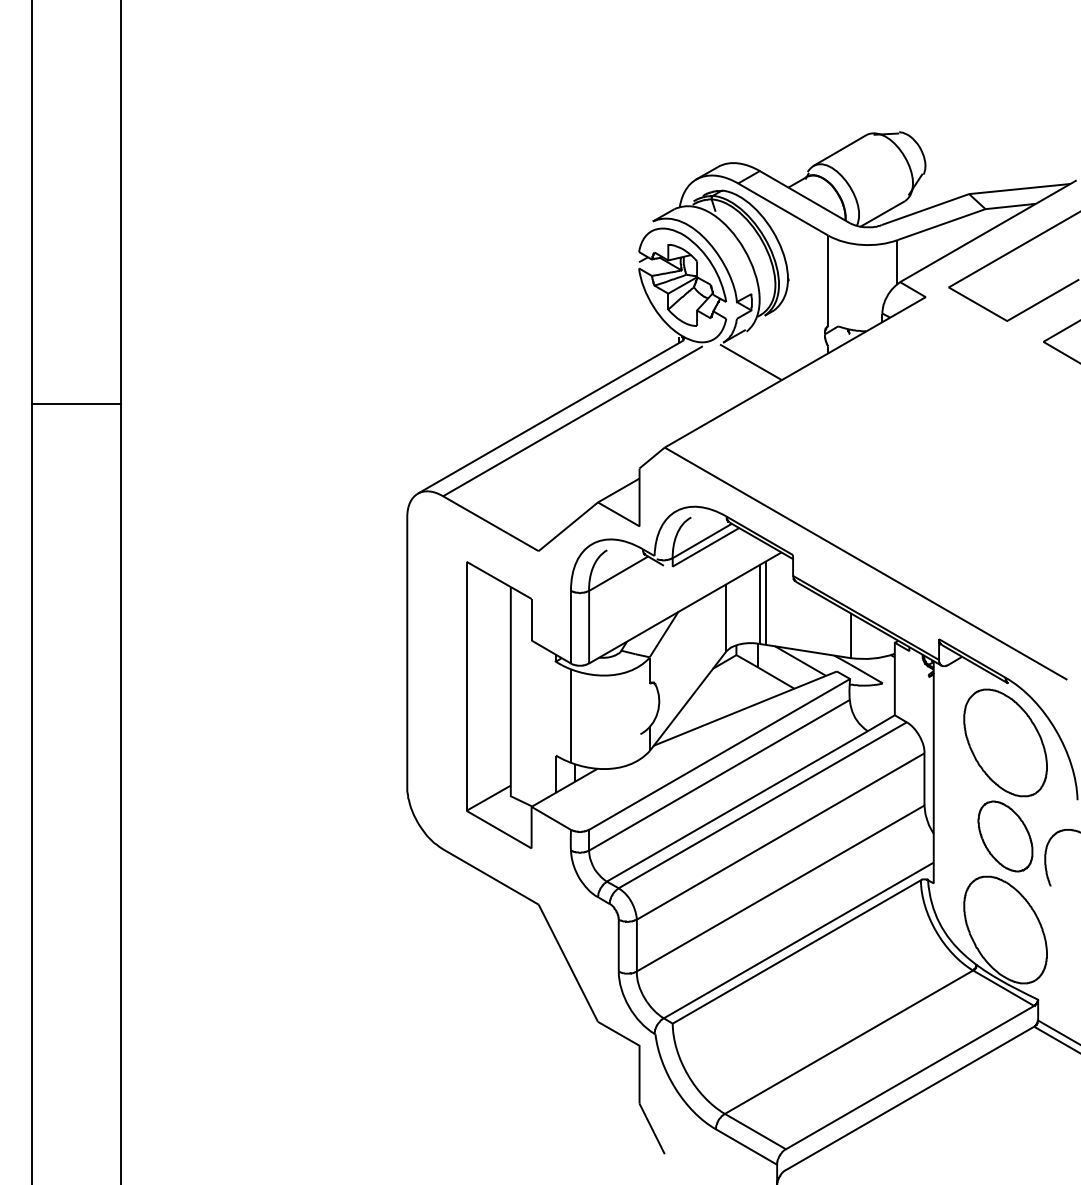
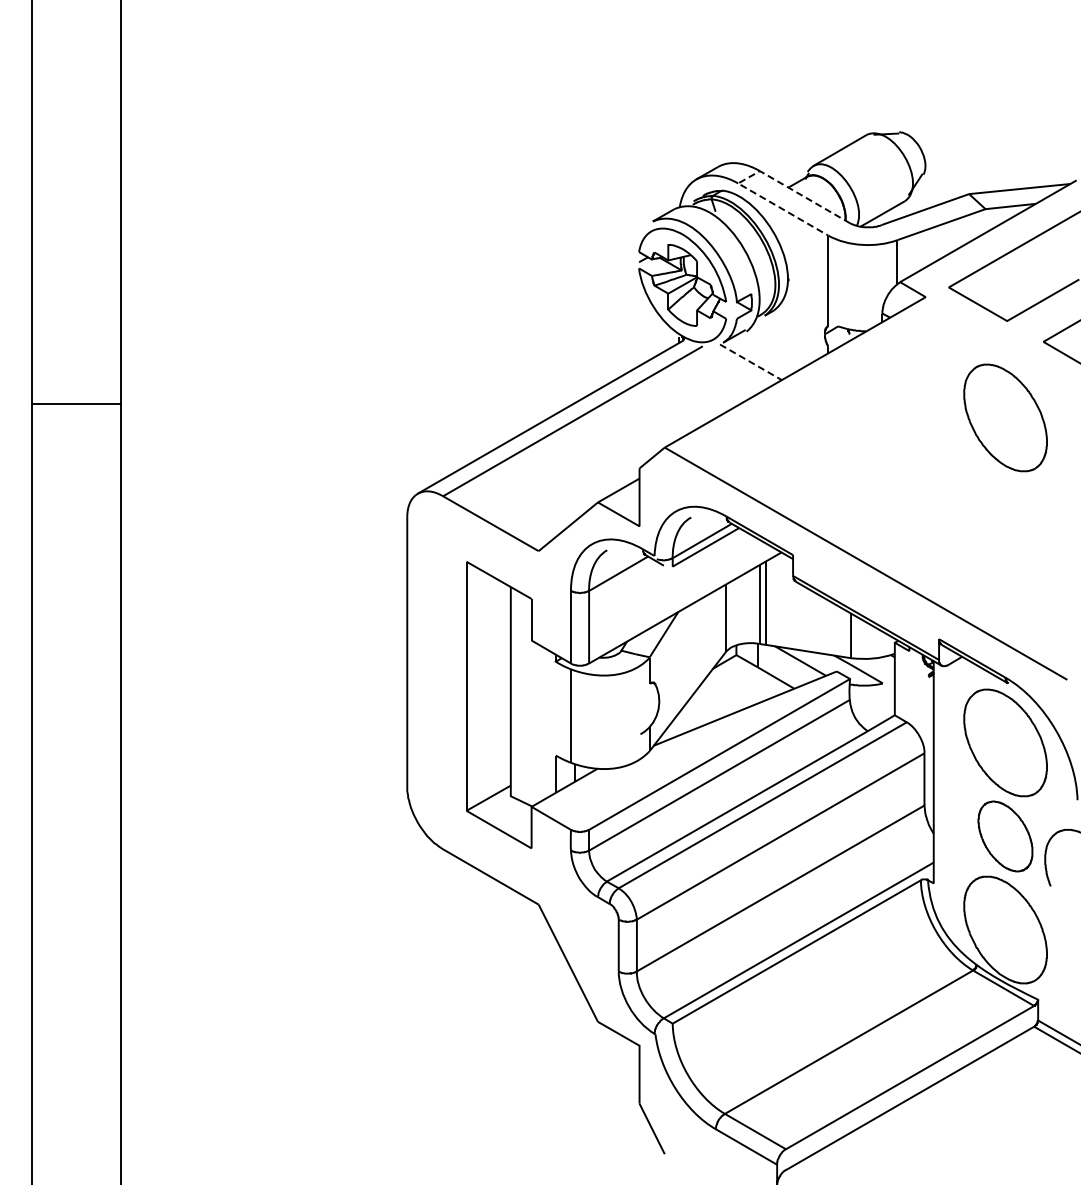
line: solid -> dashed (748, 177)
line: solid -> dashed (751, 362)
part: none -> present (1005, 417)
